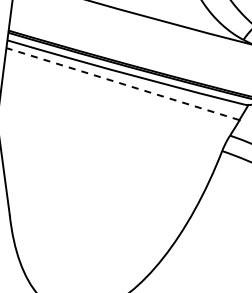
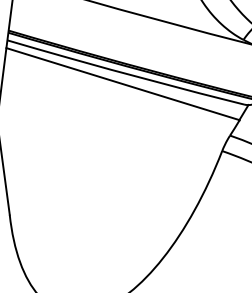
line: dashed -> solid (122, 84)
